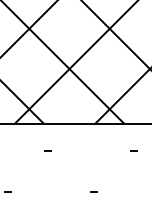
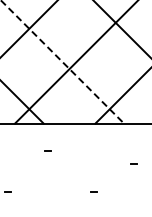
line position: (115, 34) -> (121, 28) (121, 28)
line: solid -> dashed (62, 62)
line position: (133, 150) -> (133, 163) (133, 163)
